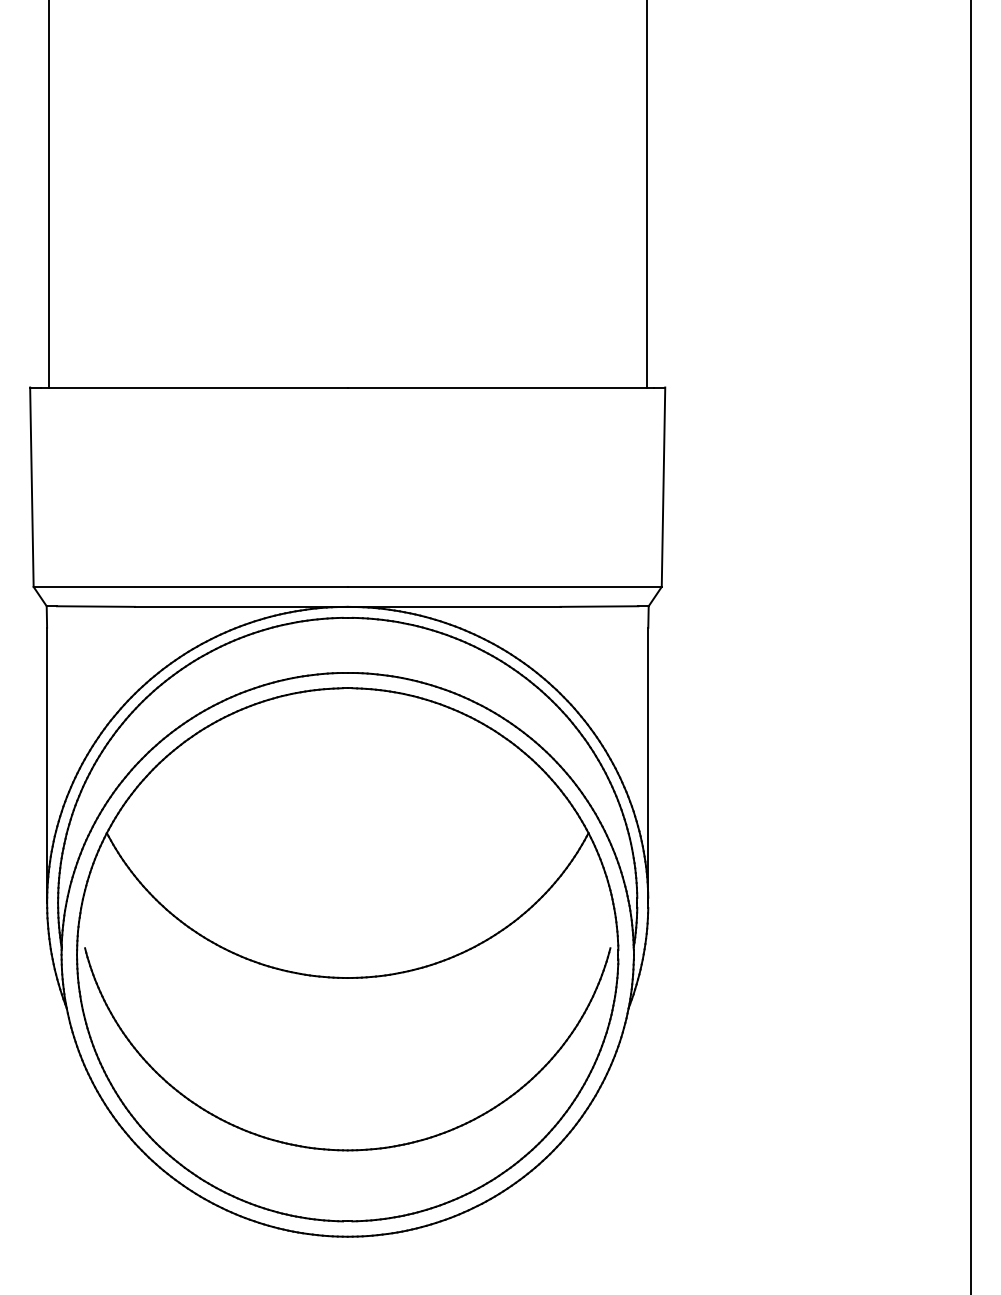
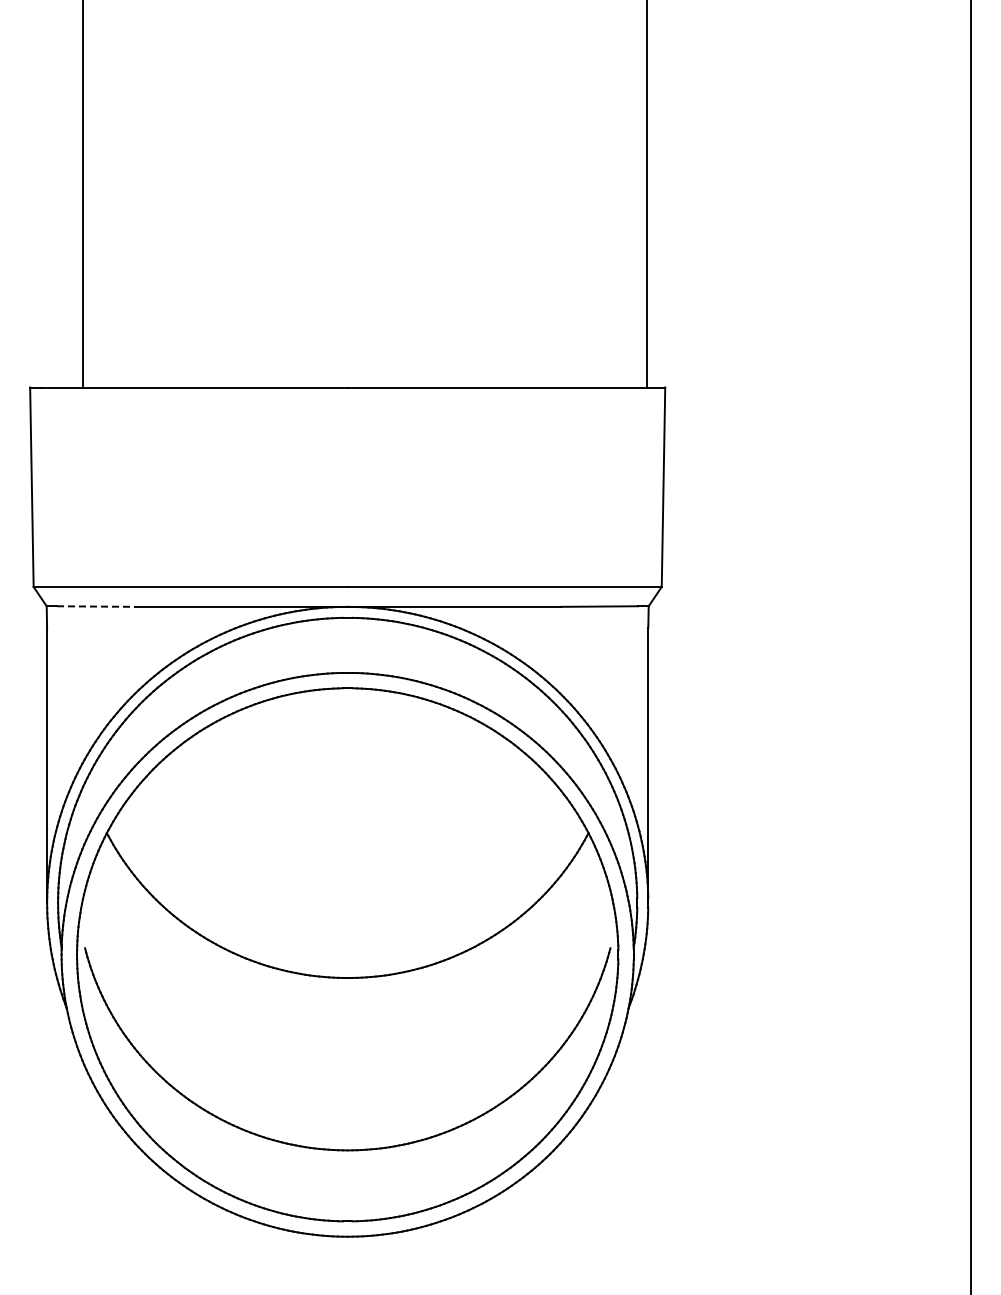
line position: (48, 194) -> (82, 194) (82, 194)
line: solid -> dashed (95, 606)
